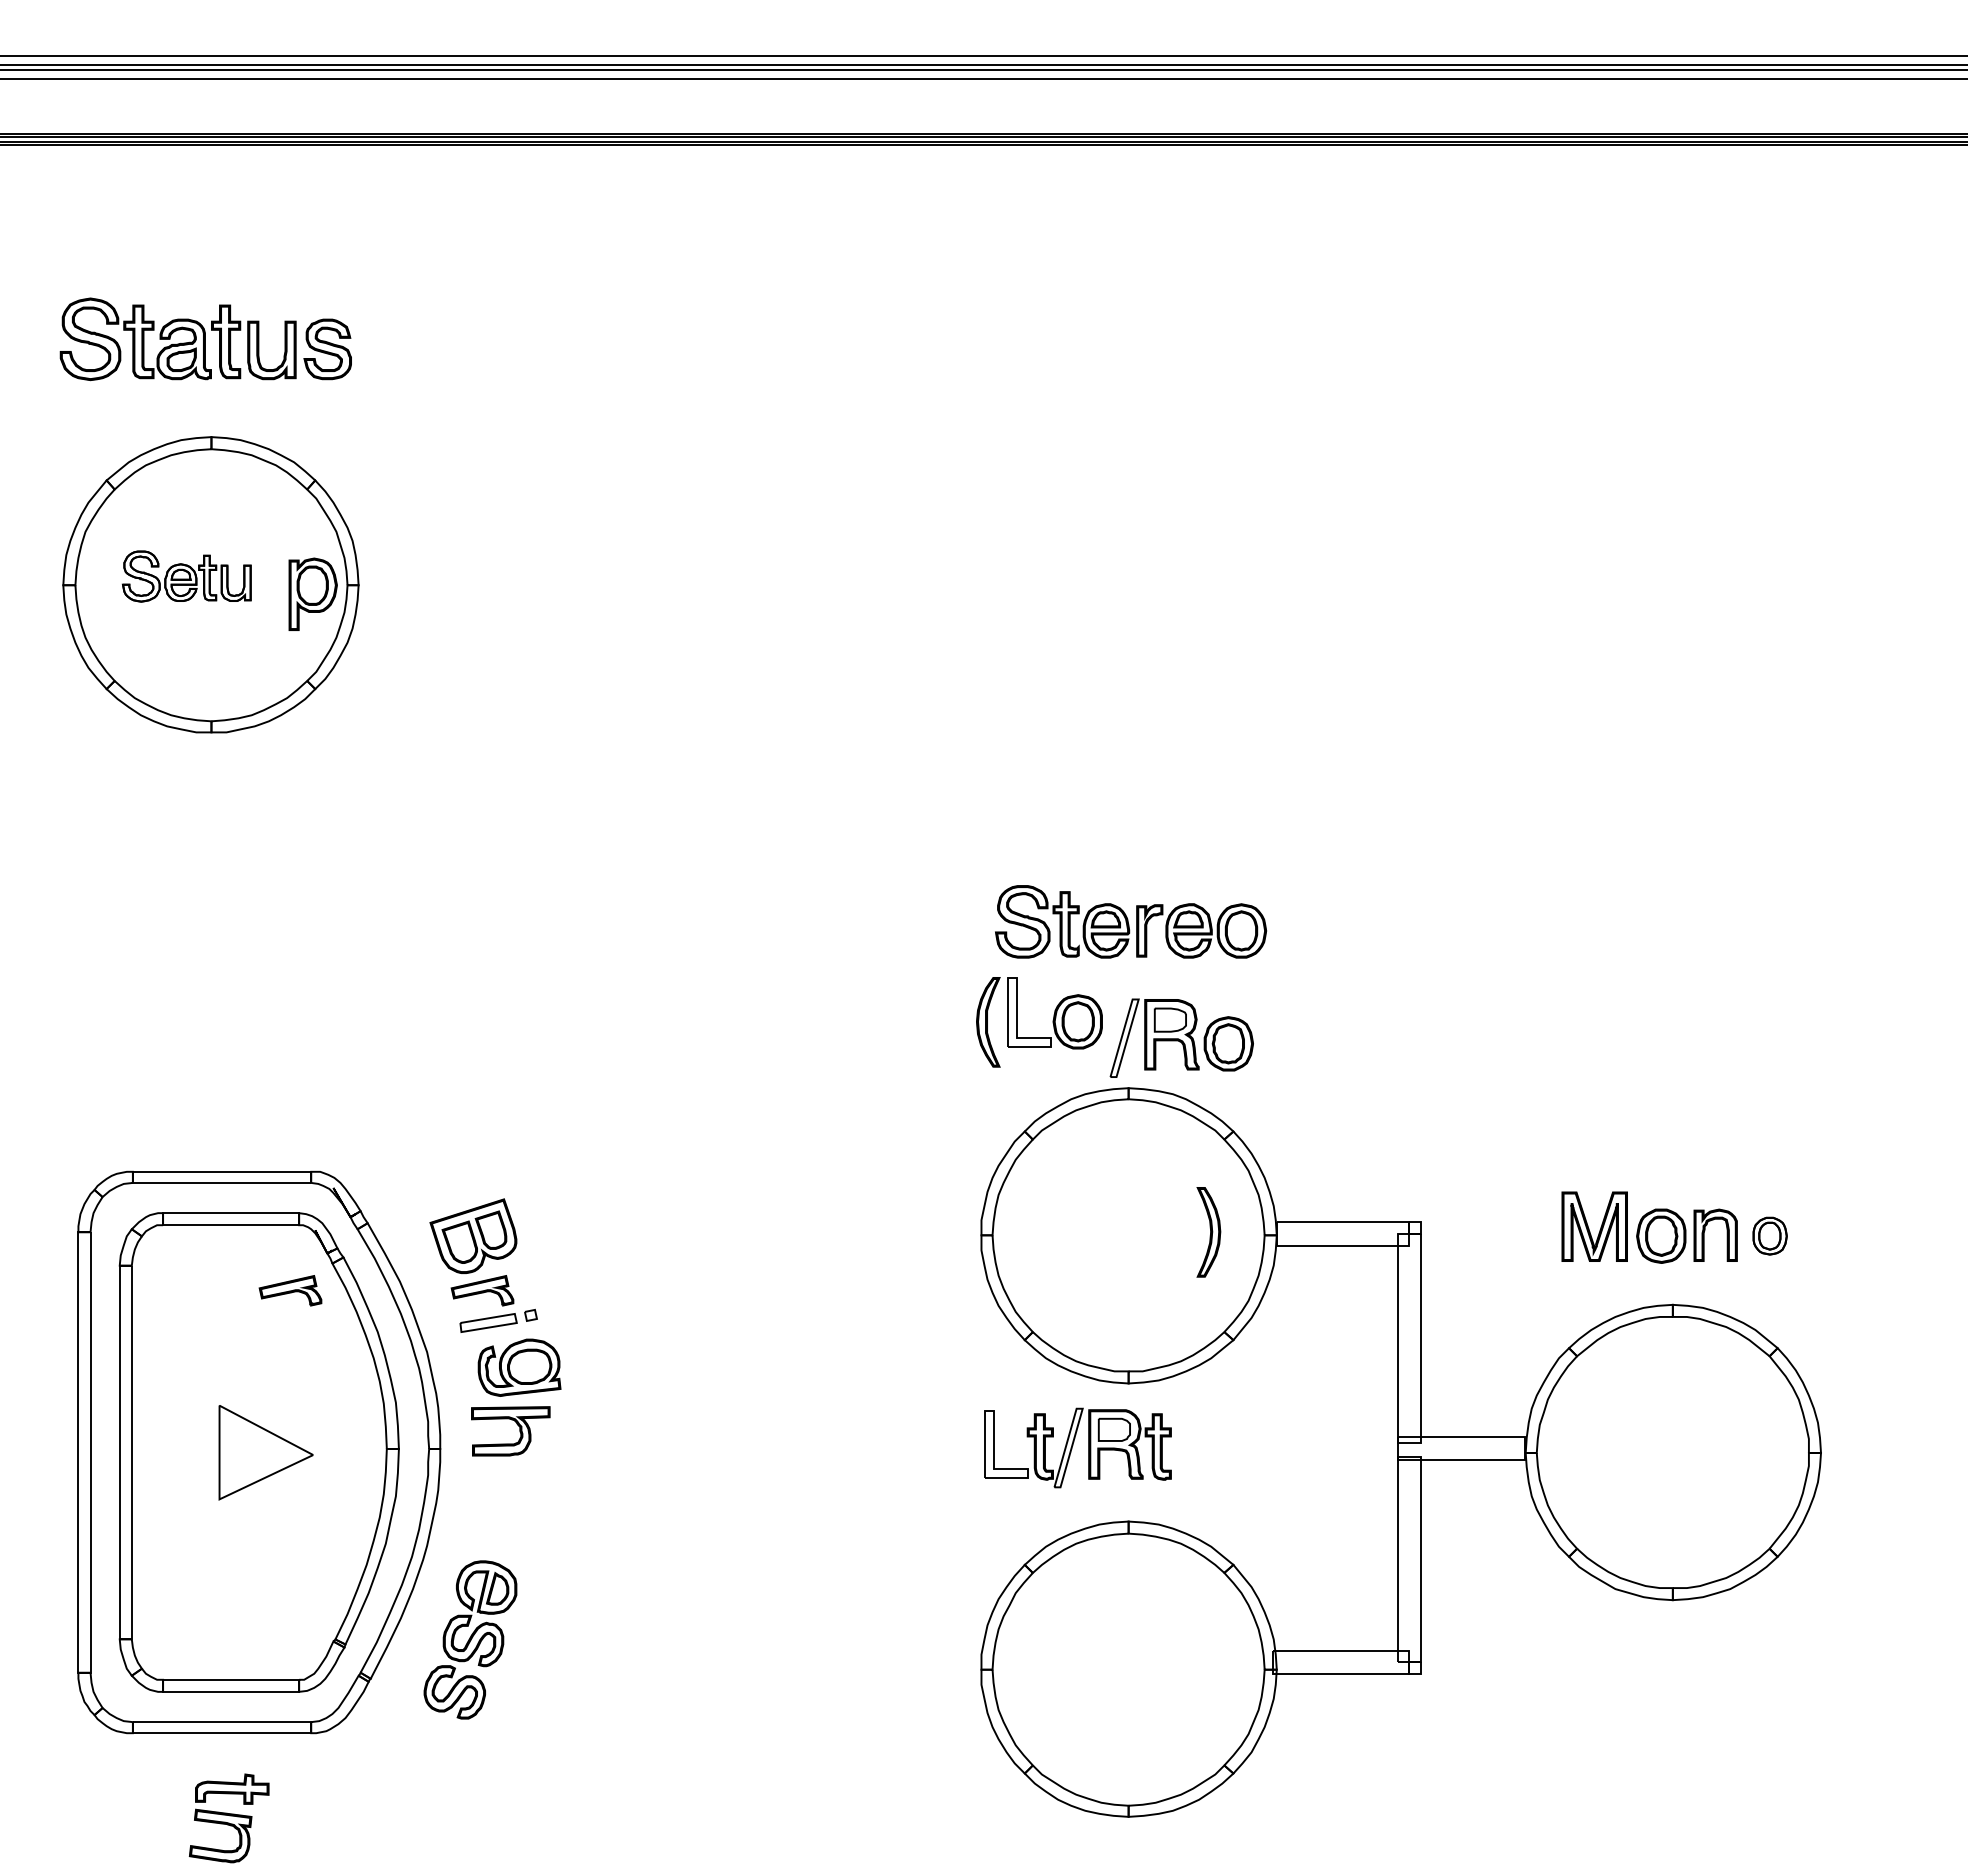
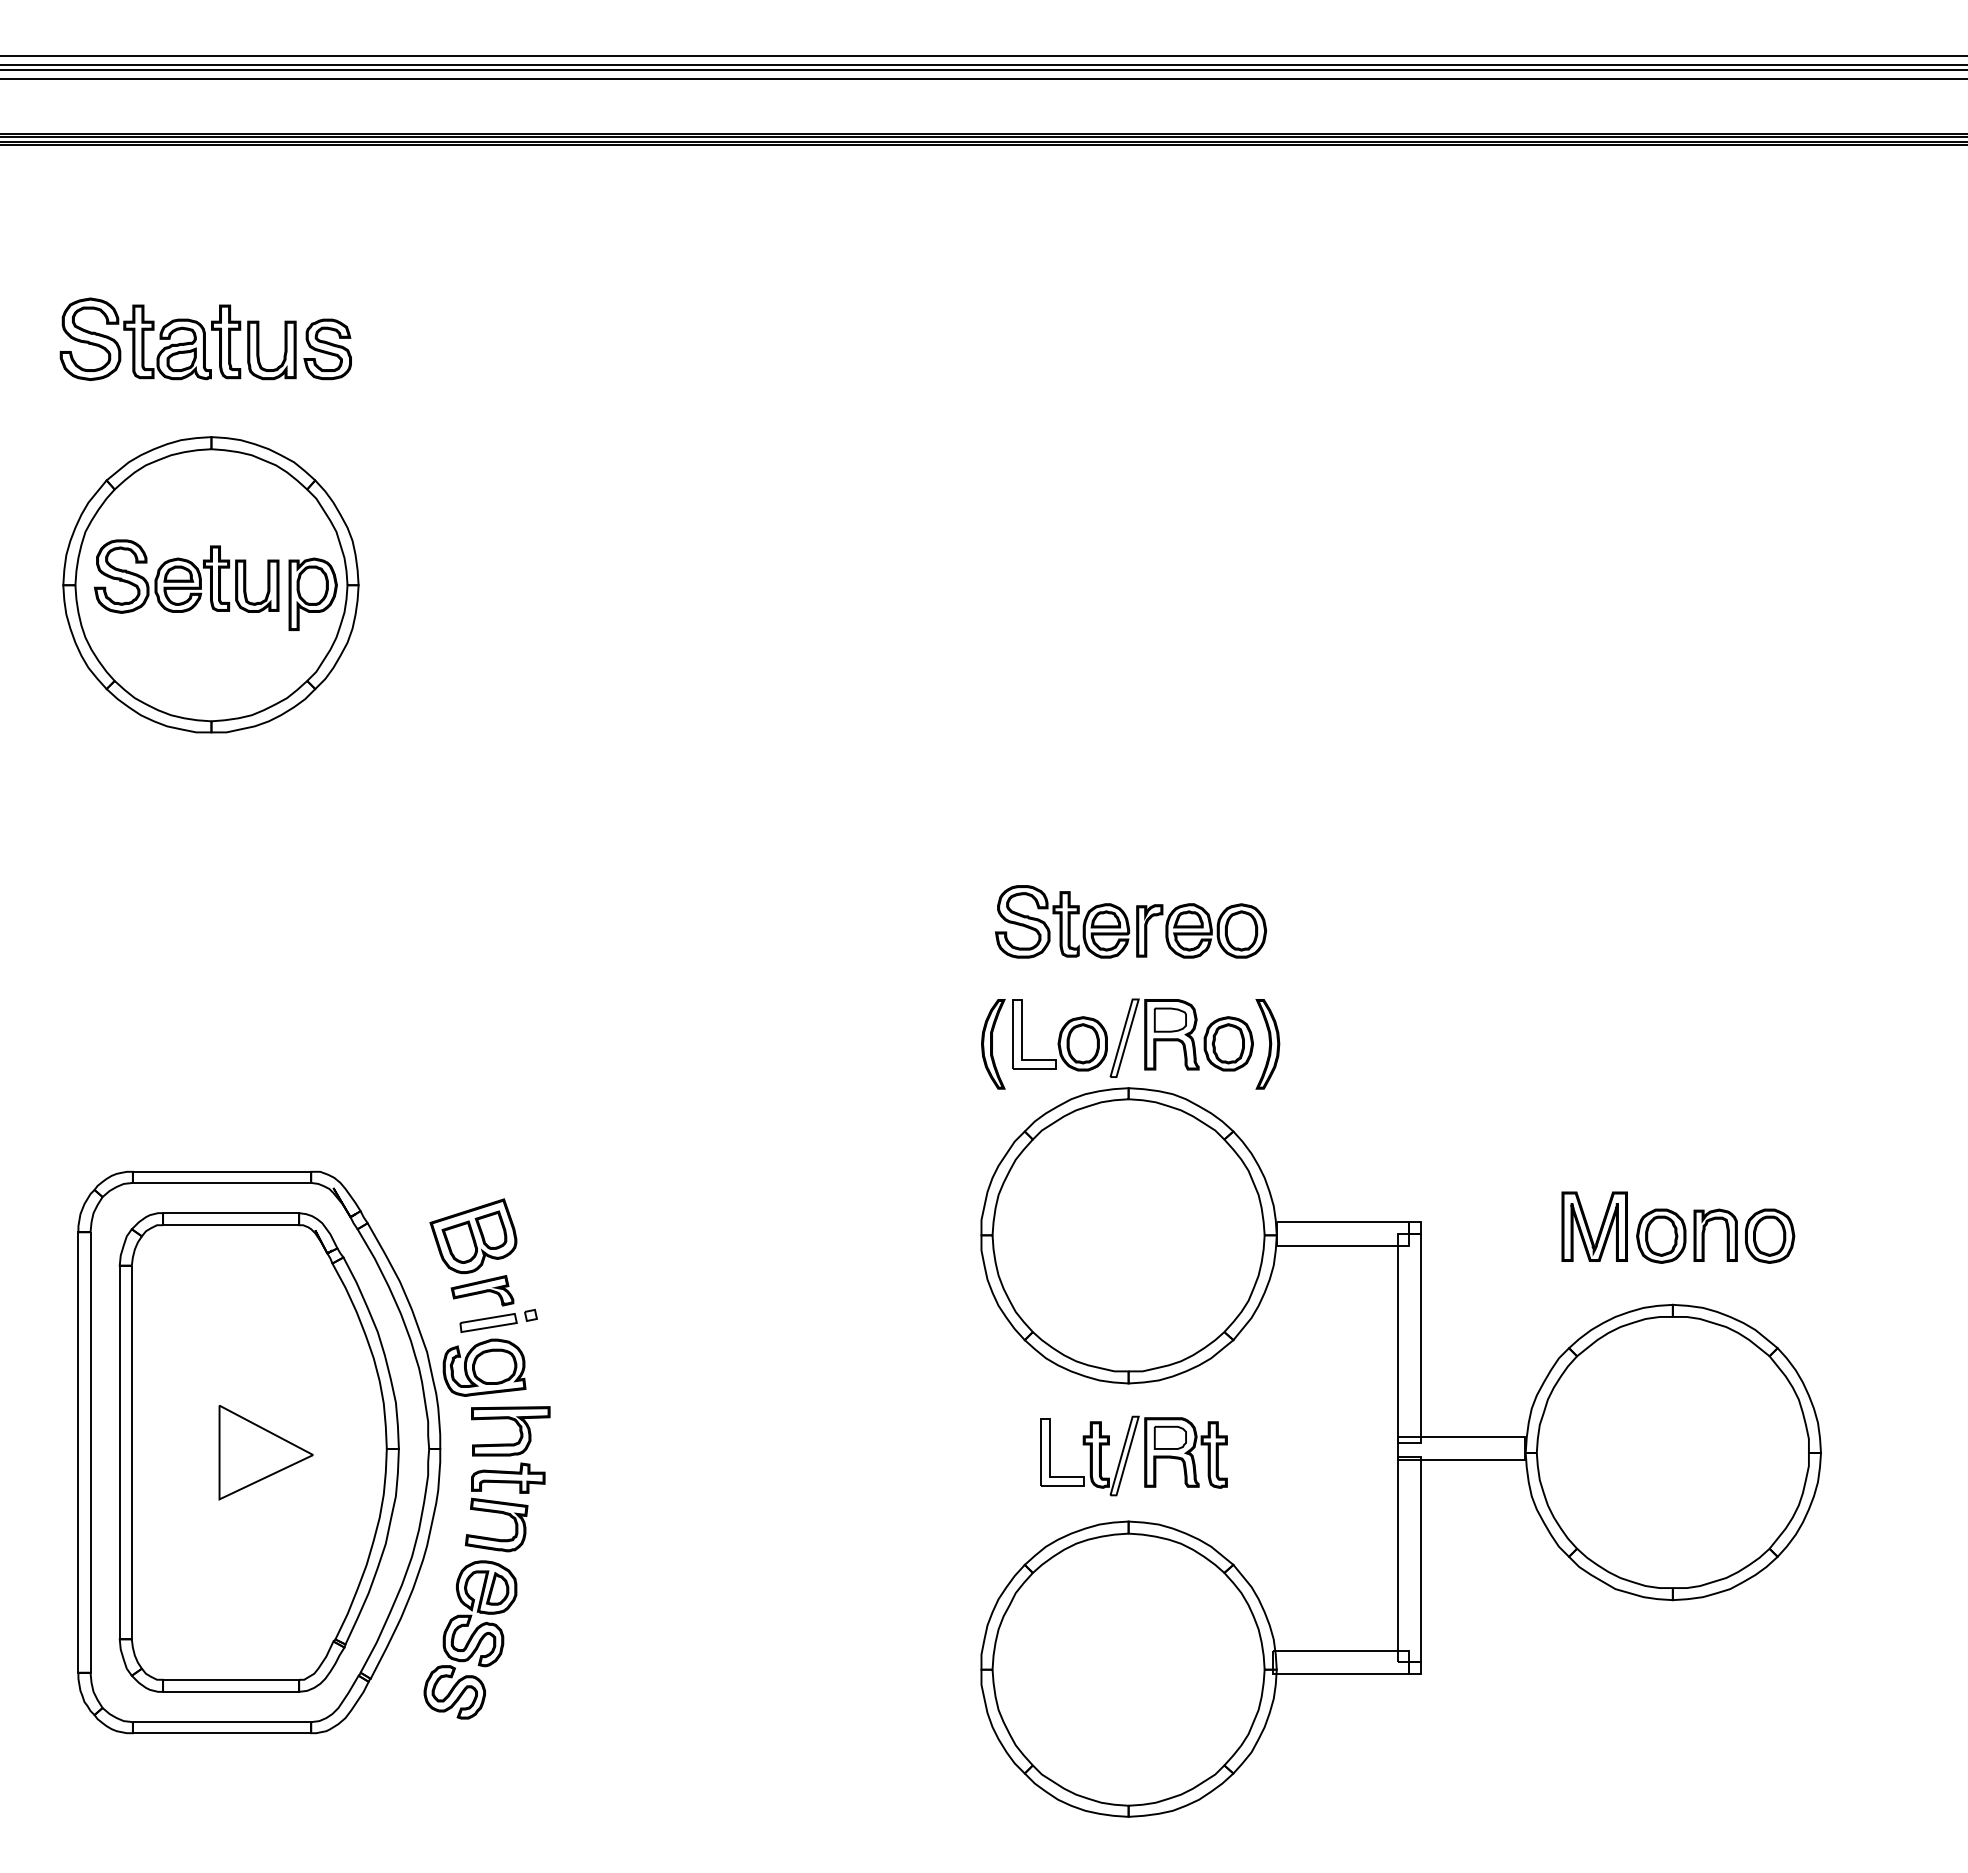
part size: 131x53 px -> 186x75 px (186, 576)
part position: (1052, 1022) -> (1057, 1044) (1057, 1044)
part position: (1208, 1232) -> (1267, 1044) (1267, 1044)
part size: 36x40 px -> 51x56 px (1770, 1235)
part: present -> none (290, 1290)
part position: (519, 1367) -> (484, 1367) (484, 1367)
part position: (1077, 1447) -> (1133, 1455) (1133, 1455)
part position: (228, 1818) -> (504, 1507) (504, 1507)
